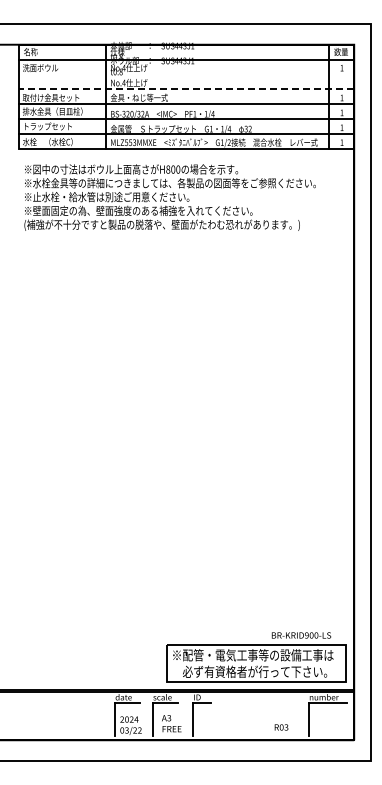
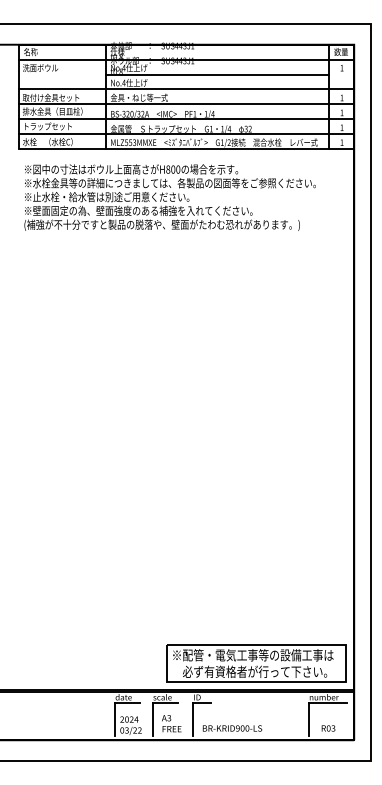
line: none -> present (217, 74)
line: dashed -> solid (186, 89)
text position: (301, 635) -> (232, 728) (232, 728)
text position: (281, 727) -> (328, 728) (328, 728)
